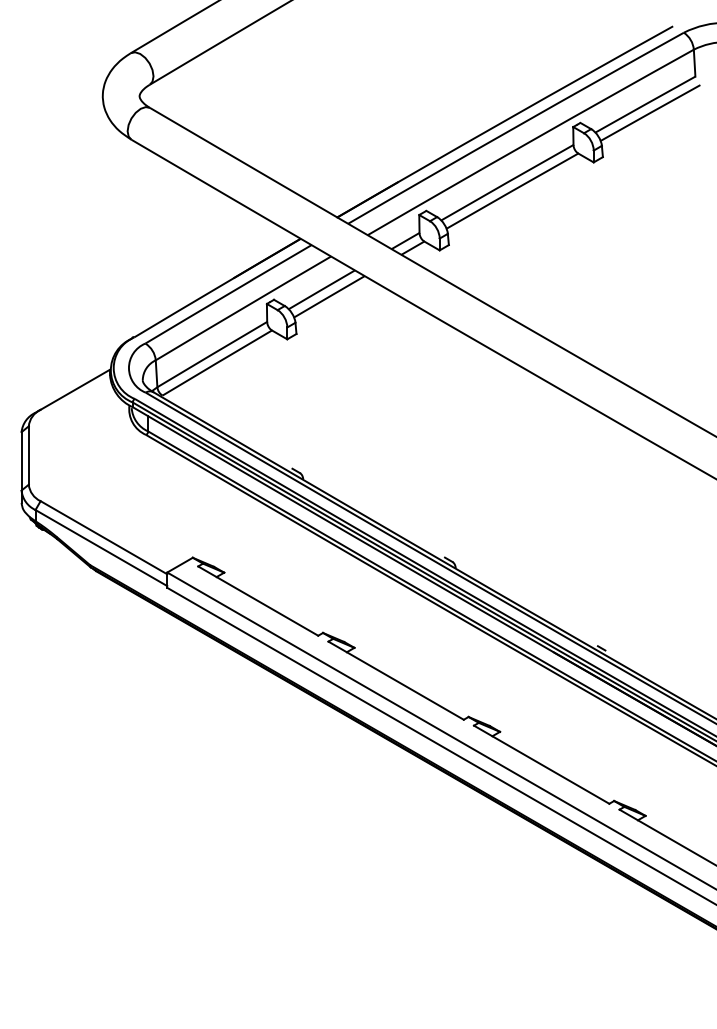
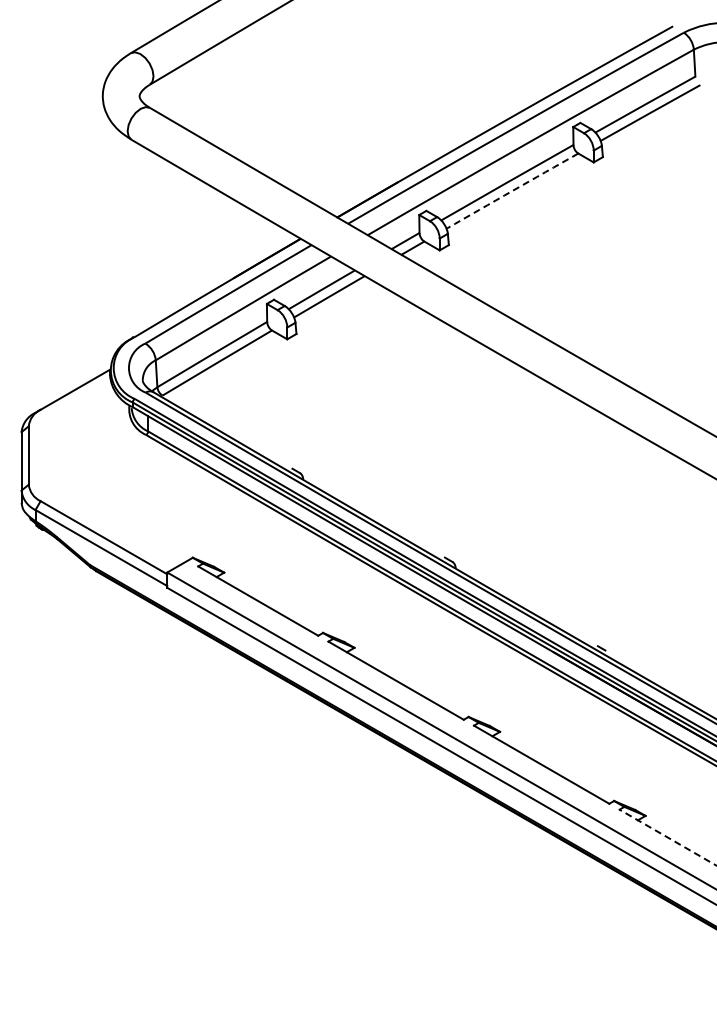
arc: solid -> dashed (512, 191)
line: solid -> dashed (667, 837)
